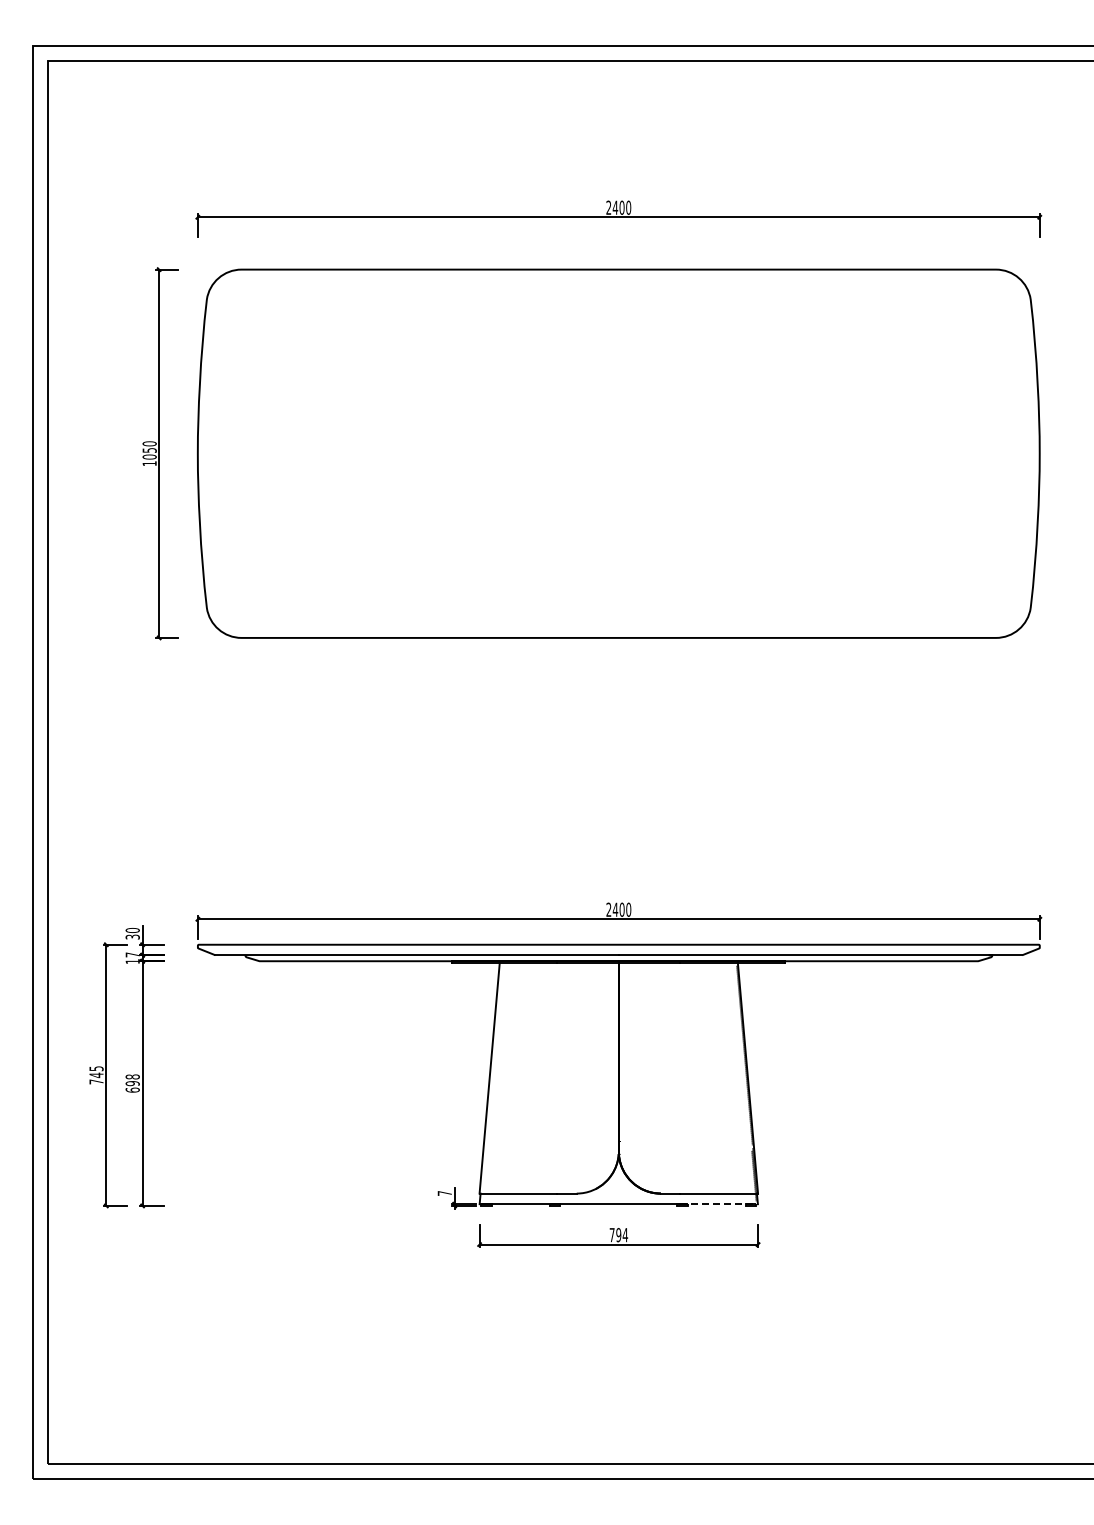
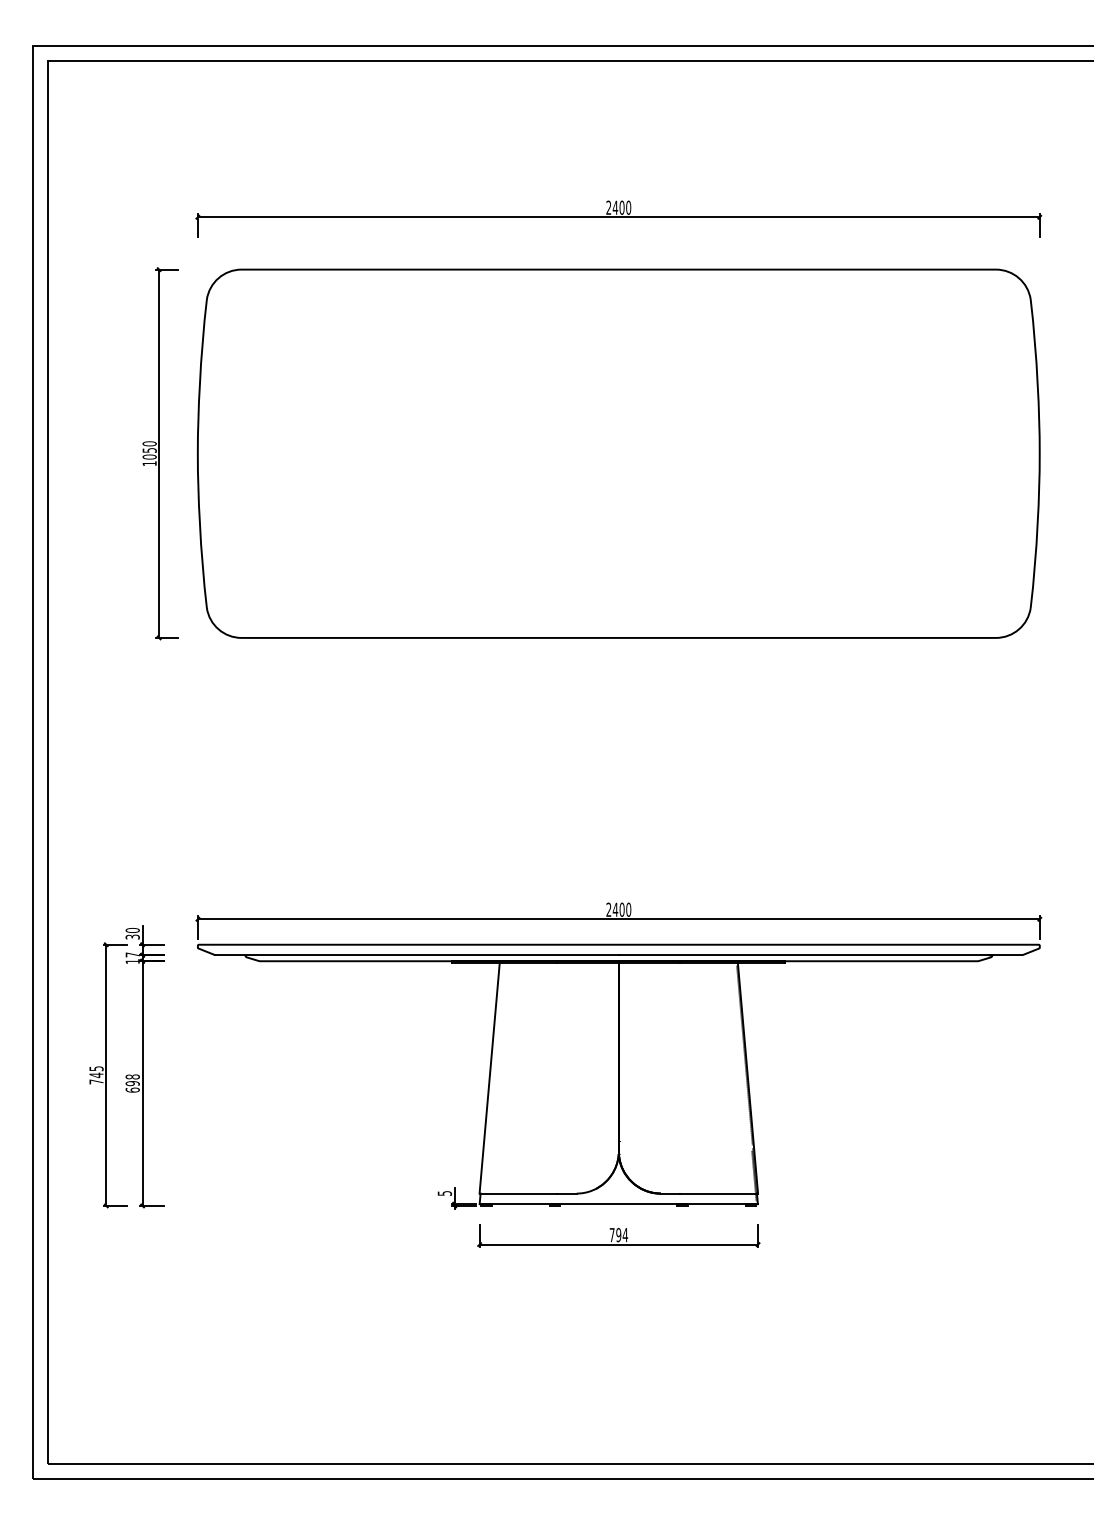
text: 7 -> 5 (444, 1193)
line: dashed -> solid (719, 1204)
